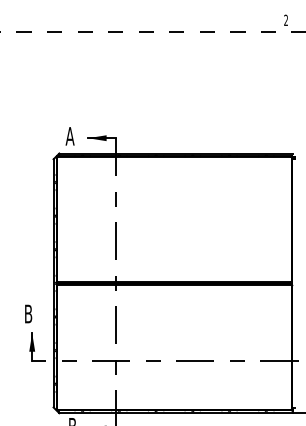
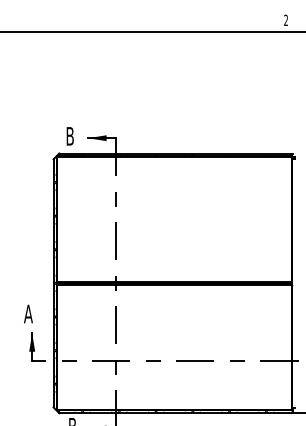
line: dashed -> solid (153, 32)
text: A -> B (69, 136)
text: B -> A (28, 313)
